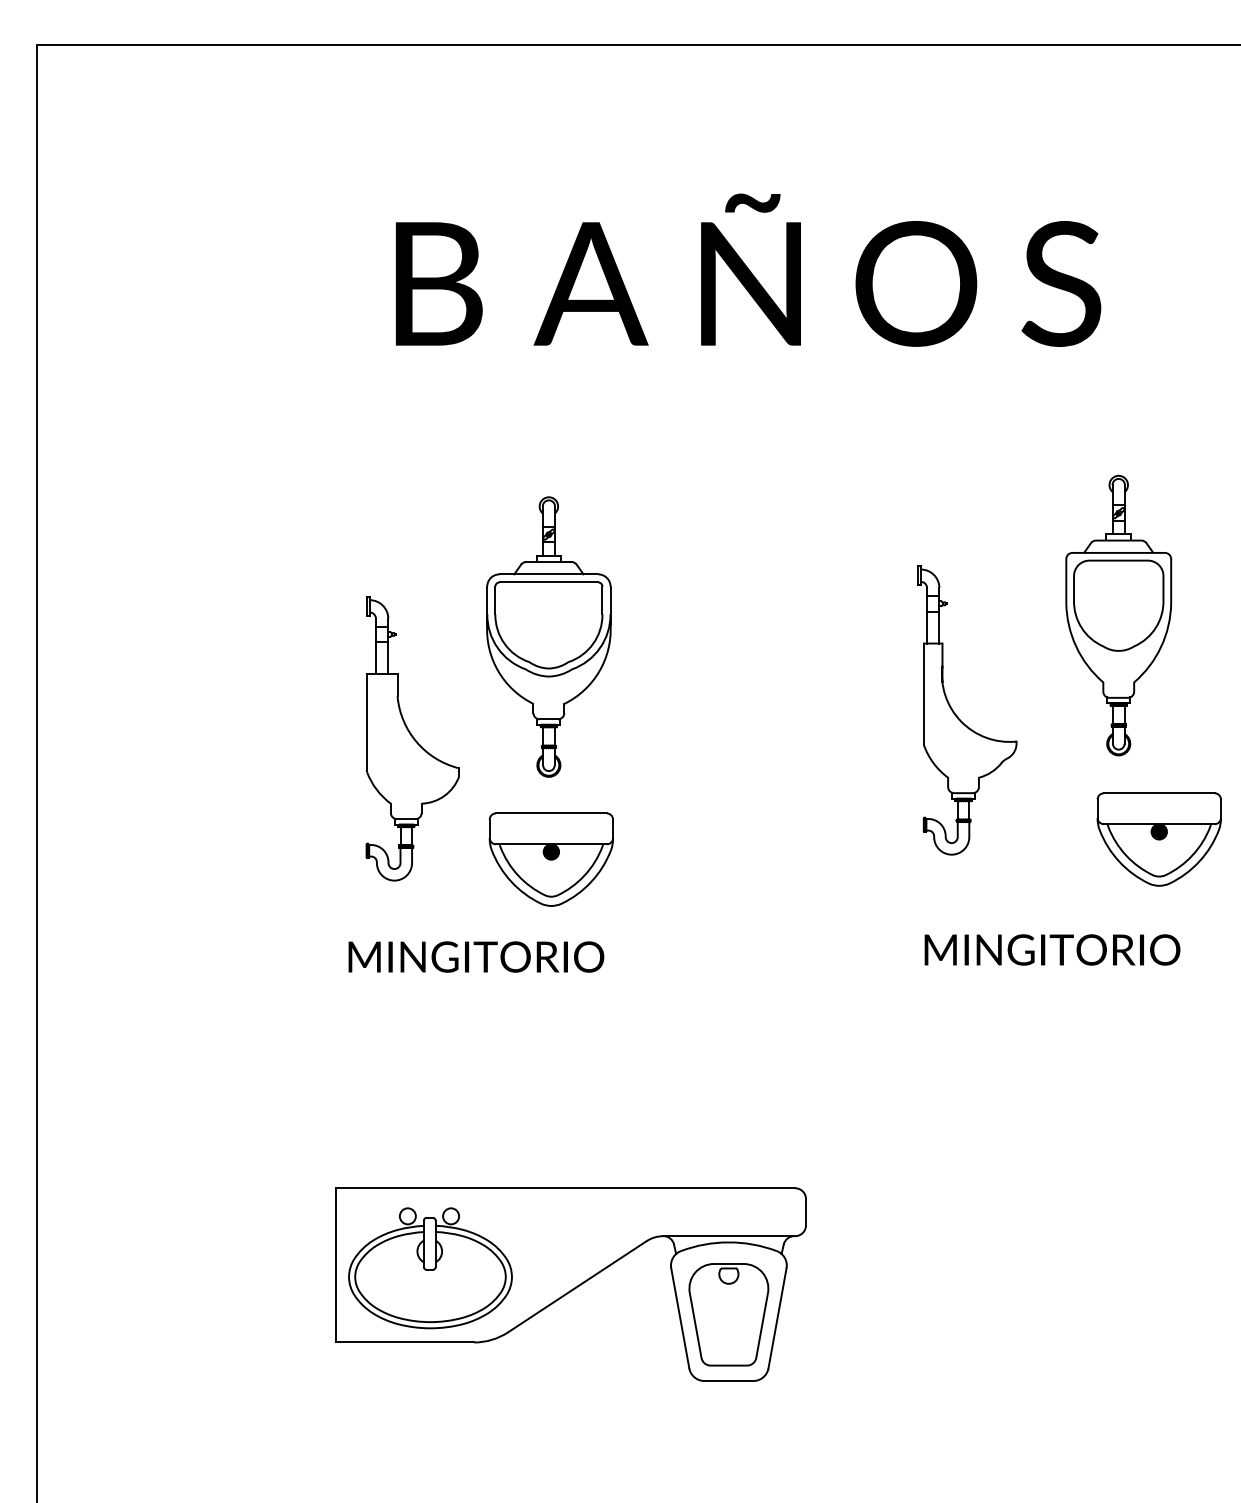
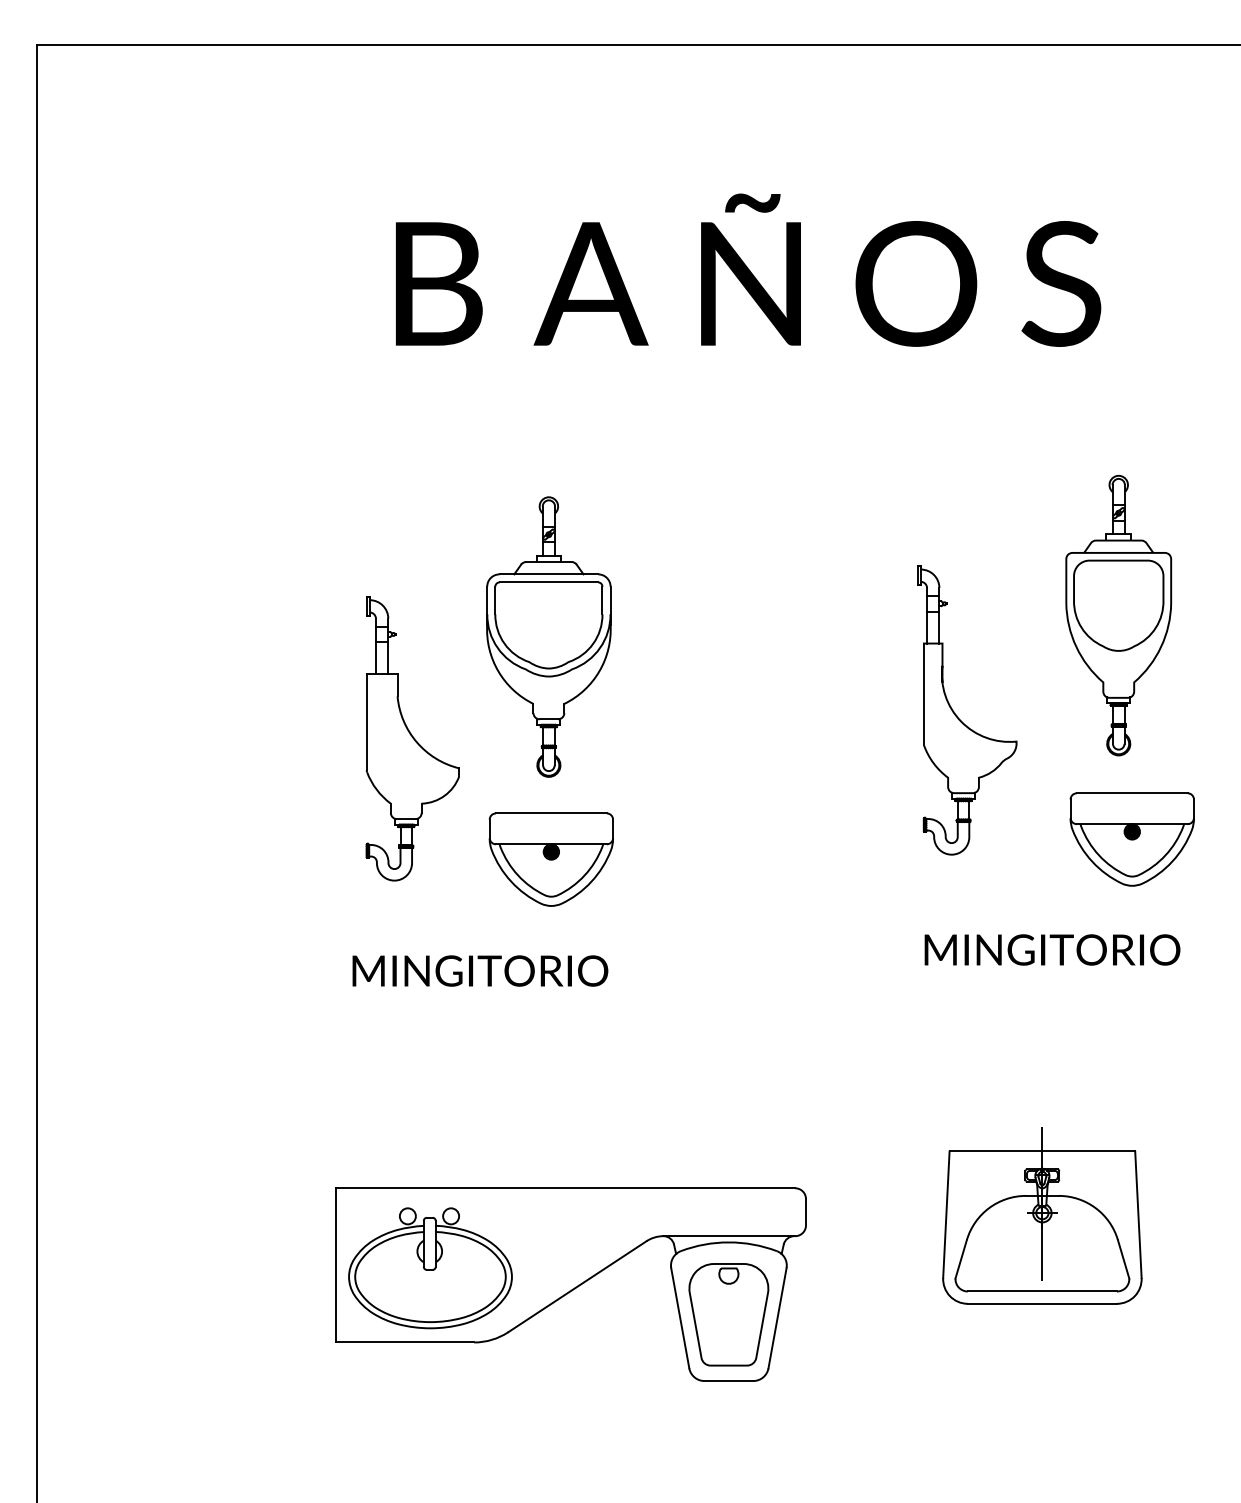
part position: (1158, 839) -> (1131, 839) (1131, 839)
text position: (476, 956) -> (480, 970) (480, 970)
part: none -> present (1042, 1215)
